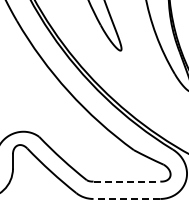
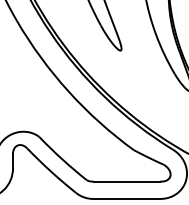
line: dashed -> solid (127, 181)
line: dashed -> solid (126, 198)
